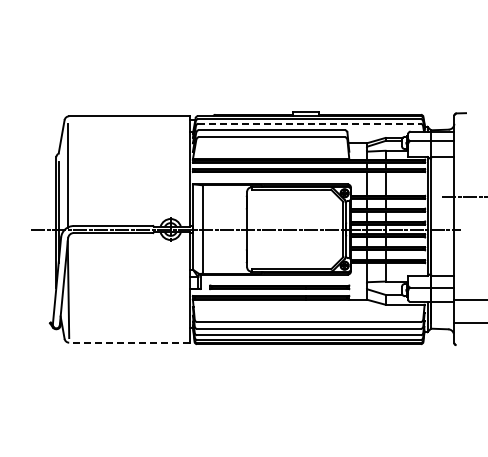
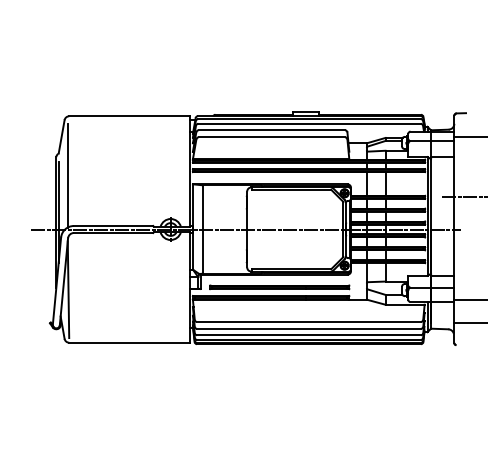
line: dashed -> solid (310, 123)
line: none -> present (469, 136)
line: dashed -> solid (129, 342)
